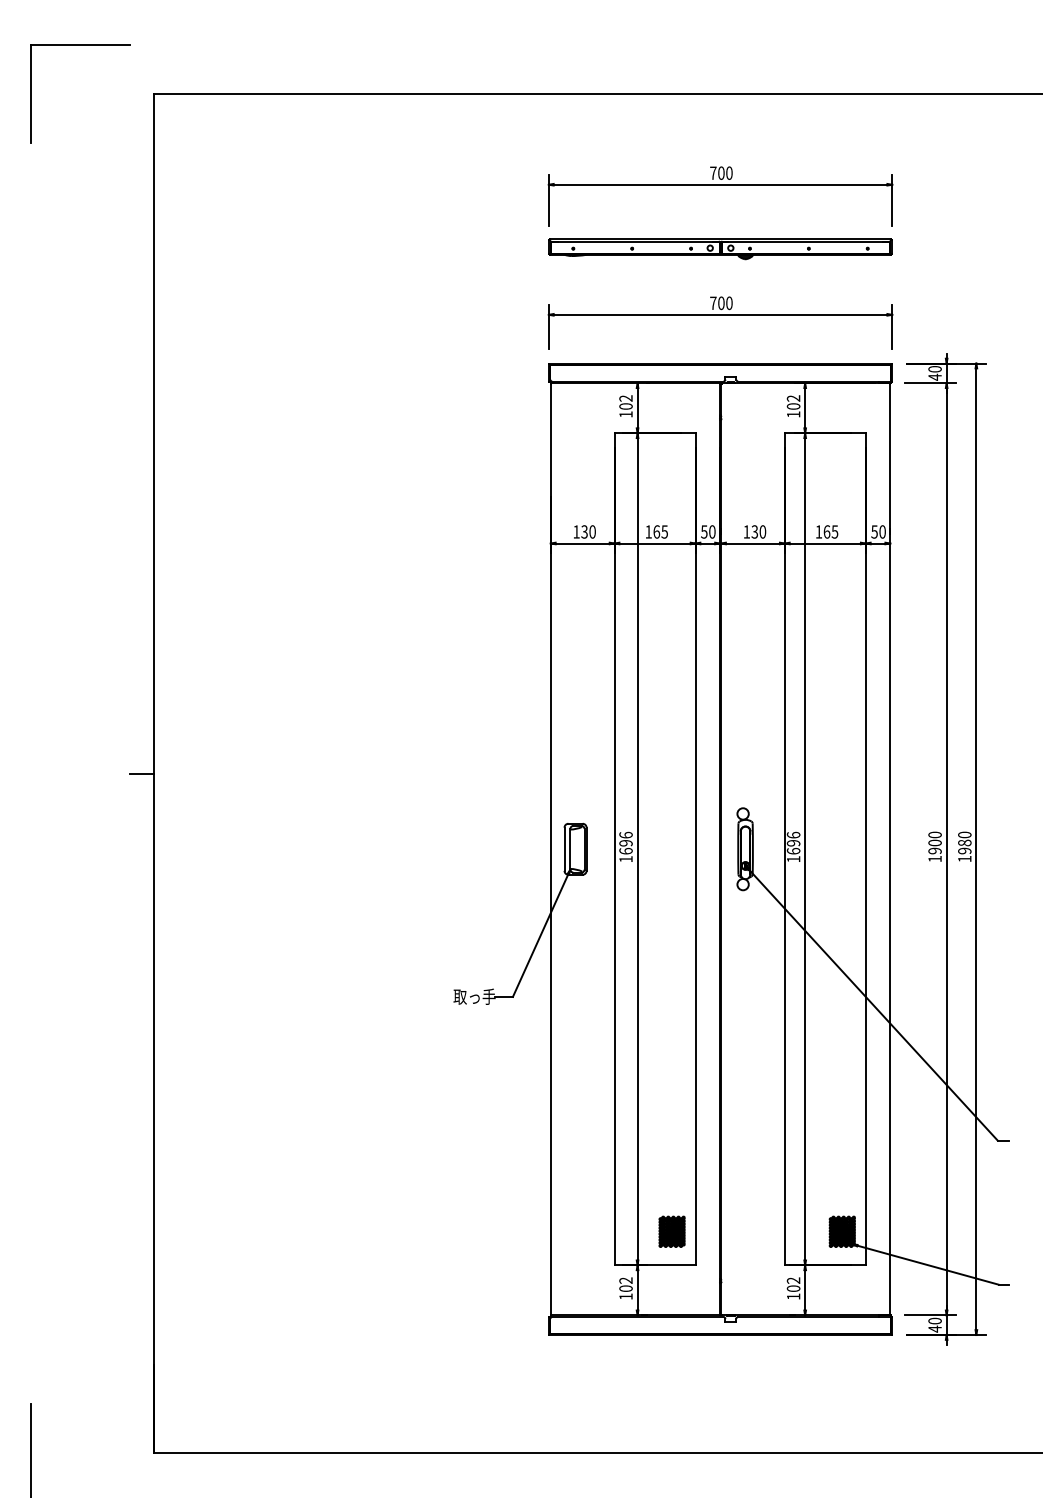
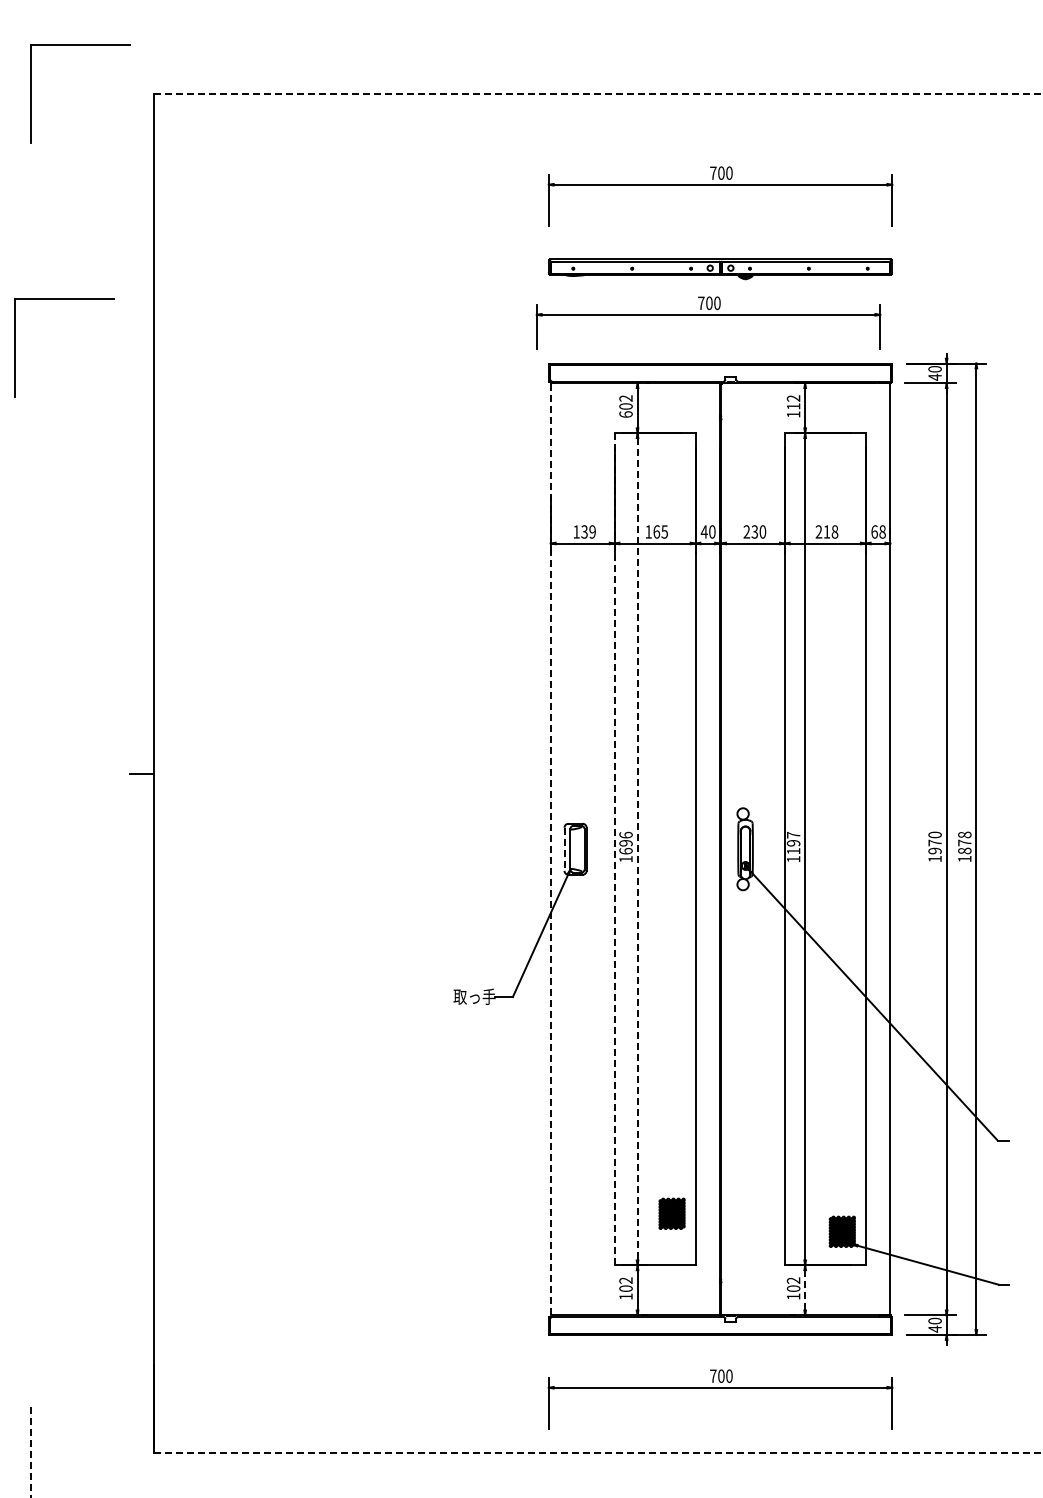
line: solid -> dashed (598, 94)
part position: (720, 249) -> (720, 269) (720, 269)
part: none -> present (64, 299)
part position: (720, 315) -> (708, 315) (708, 315)
text: 102 -> 112 (793, 406)
text: 102 -> 602 (625, 414)
text: 130 -> 139 (592, 531)
text: 50 -> 40 (703, 531)
text: 130 -> 230 (746, 531)
text: 165 -> 218 (826, 531)
text: 50 -> 68 (878, 531)
text: 1696 -> 1197 (793, 842)
text: 1900 -> 1970 (934, 842)
text: 1980 -> 1878 (964, 842)
line: solid -> dashed (614, 848)
line: solid -> dashed (550, 849)
line: solid -> dashed (564, 849)
line: solid -> dashed (637, 849)
part position: (671, 1231) -> (671, 1213) (671, 1213)
line: solid -> dashed (805, 1290)
part: none -> present (720, 1388)
line: solid -> dashed (31, 1450)
line: solid -> dashed (598, 1453)
